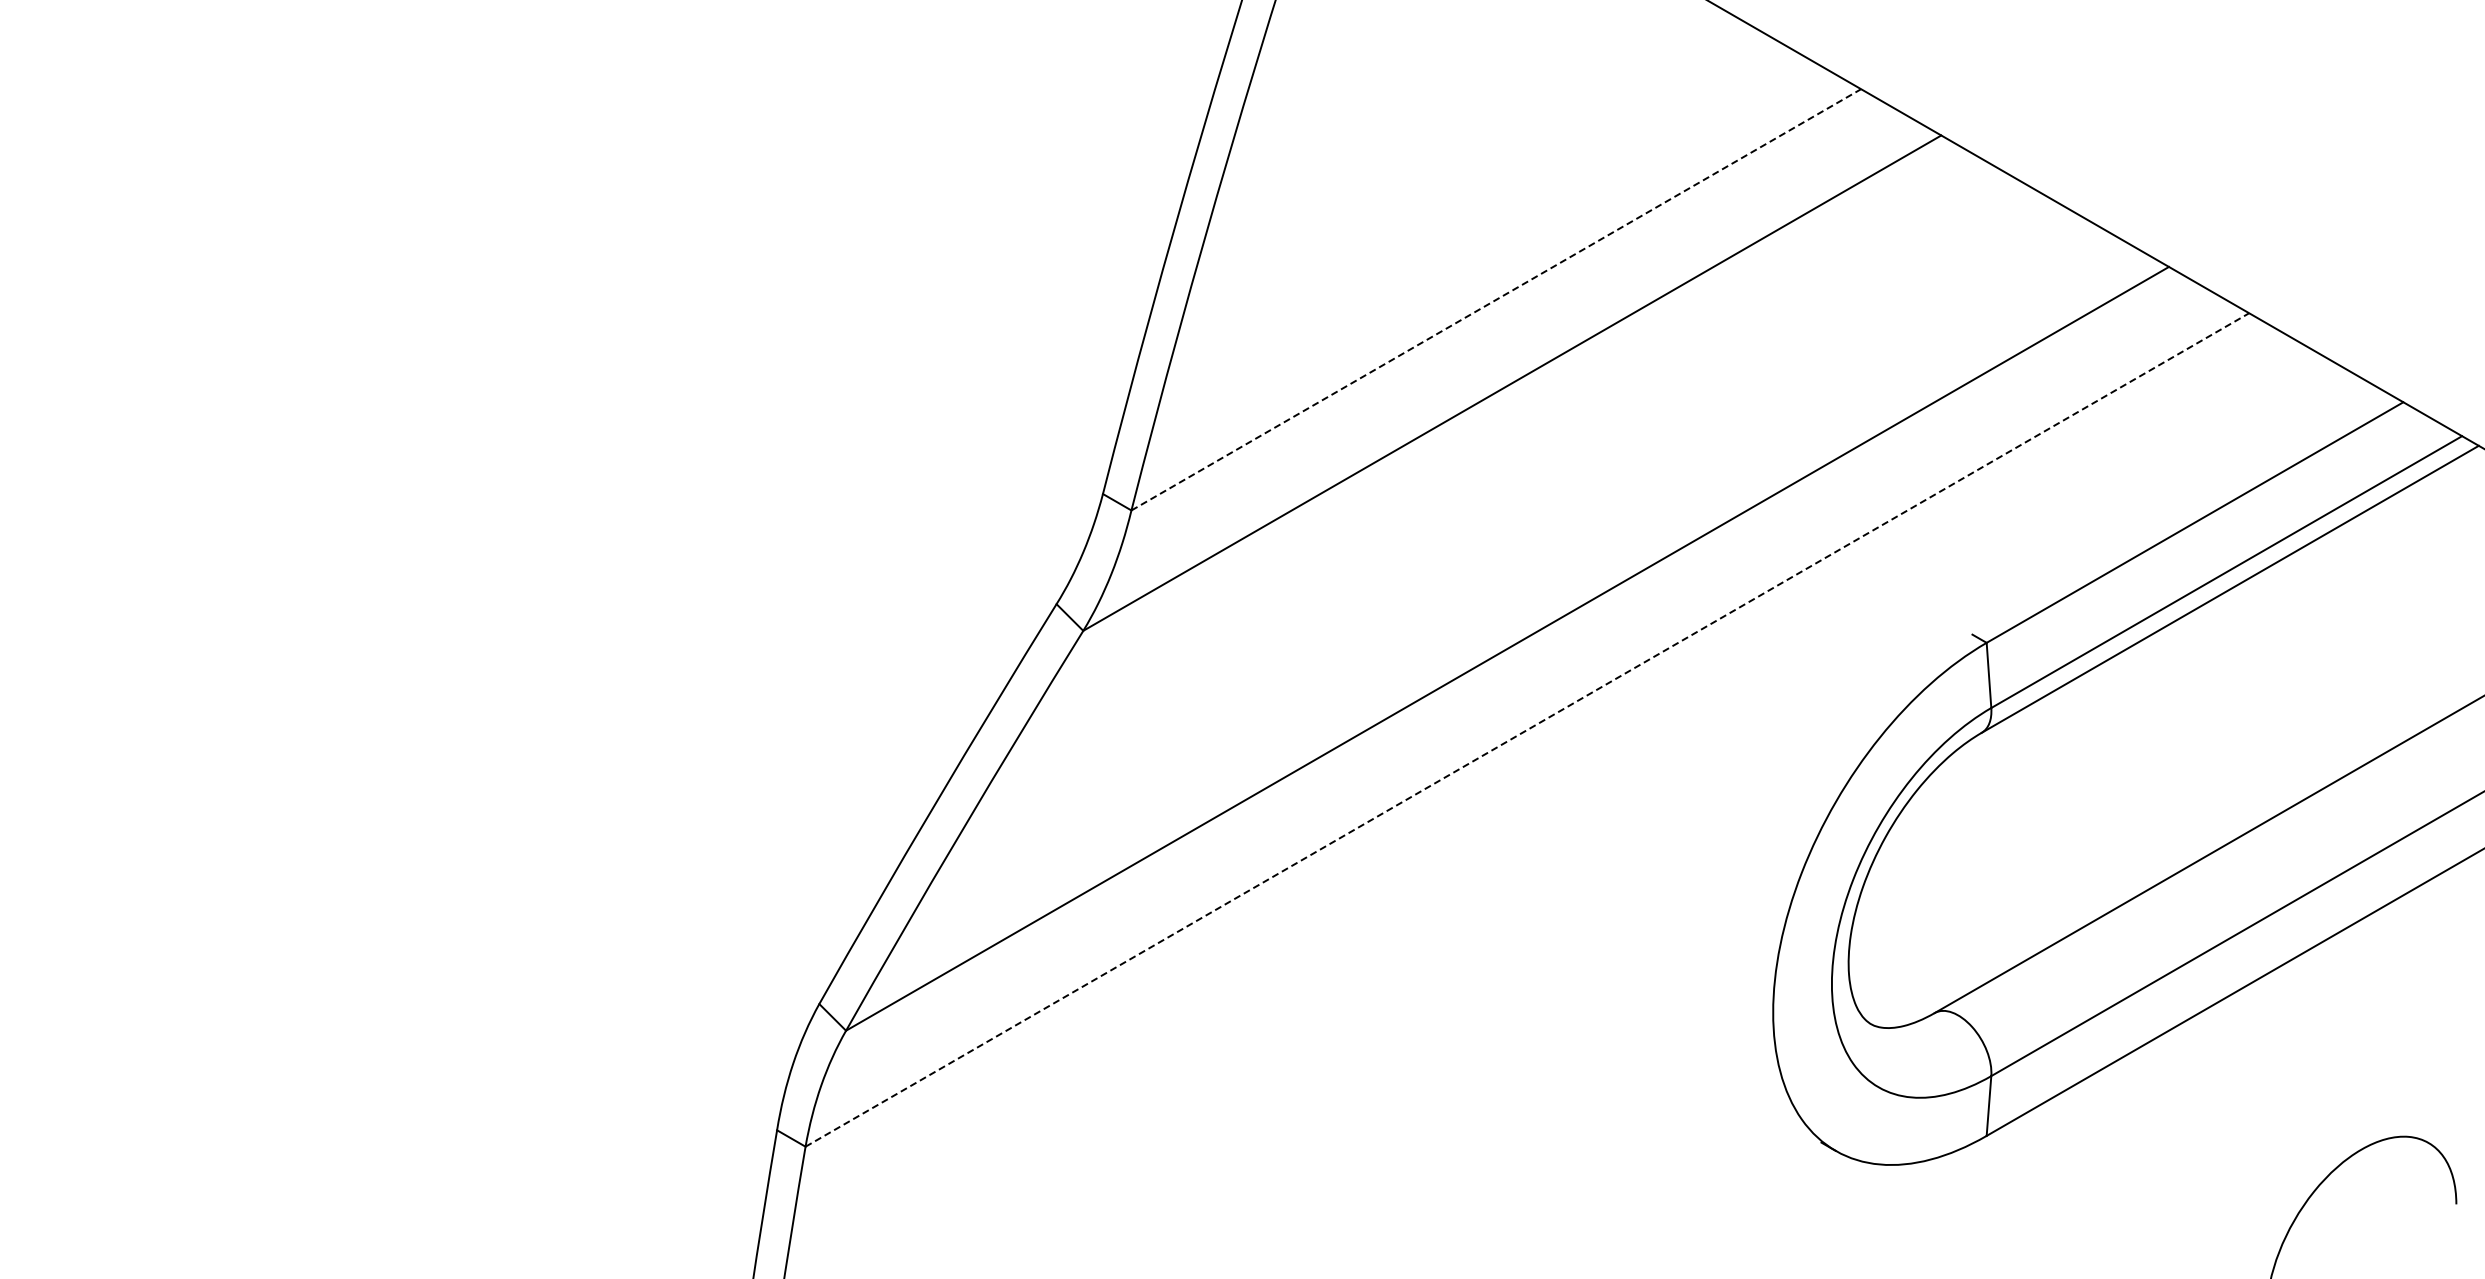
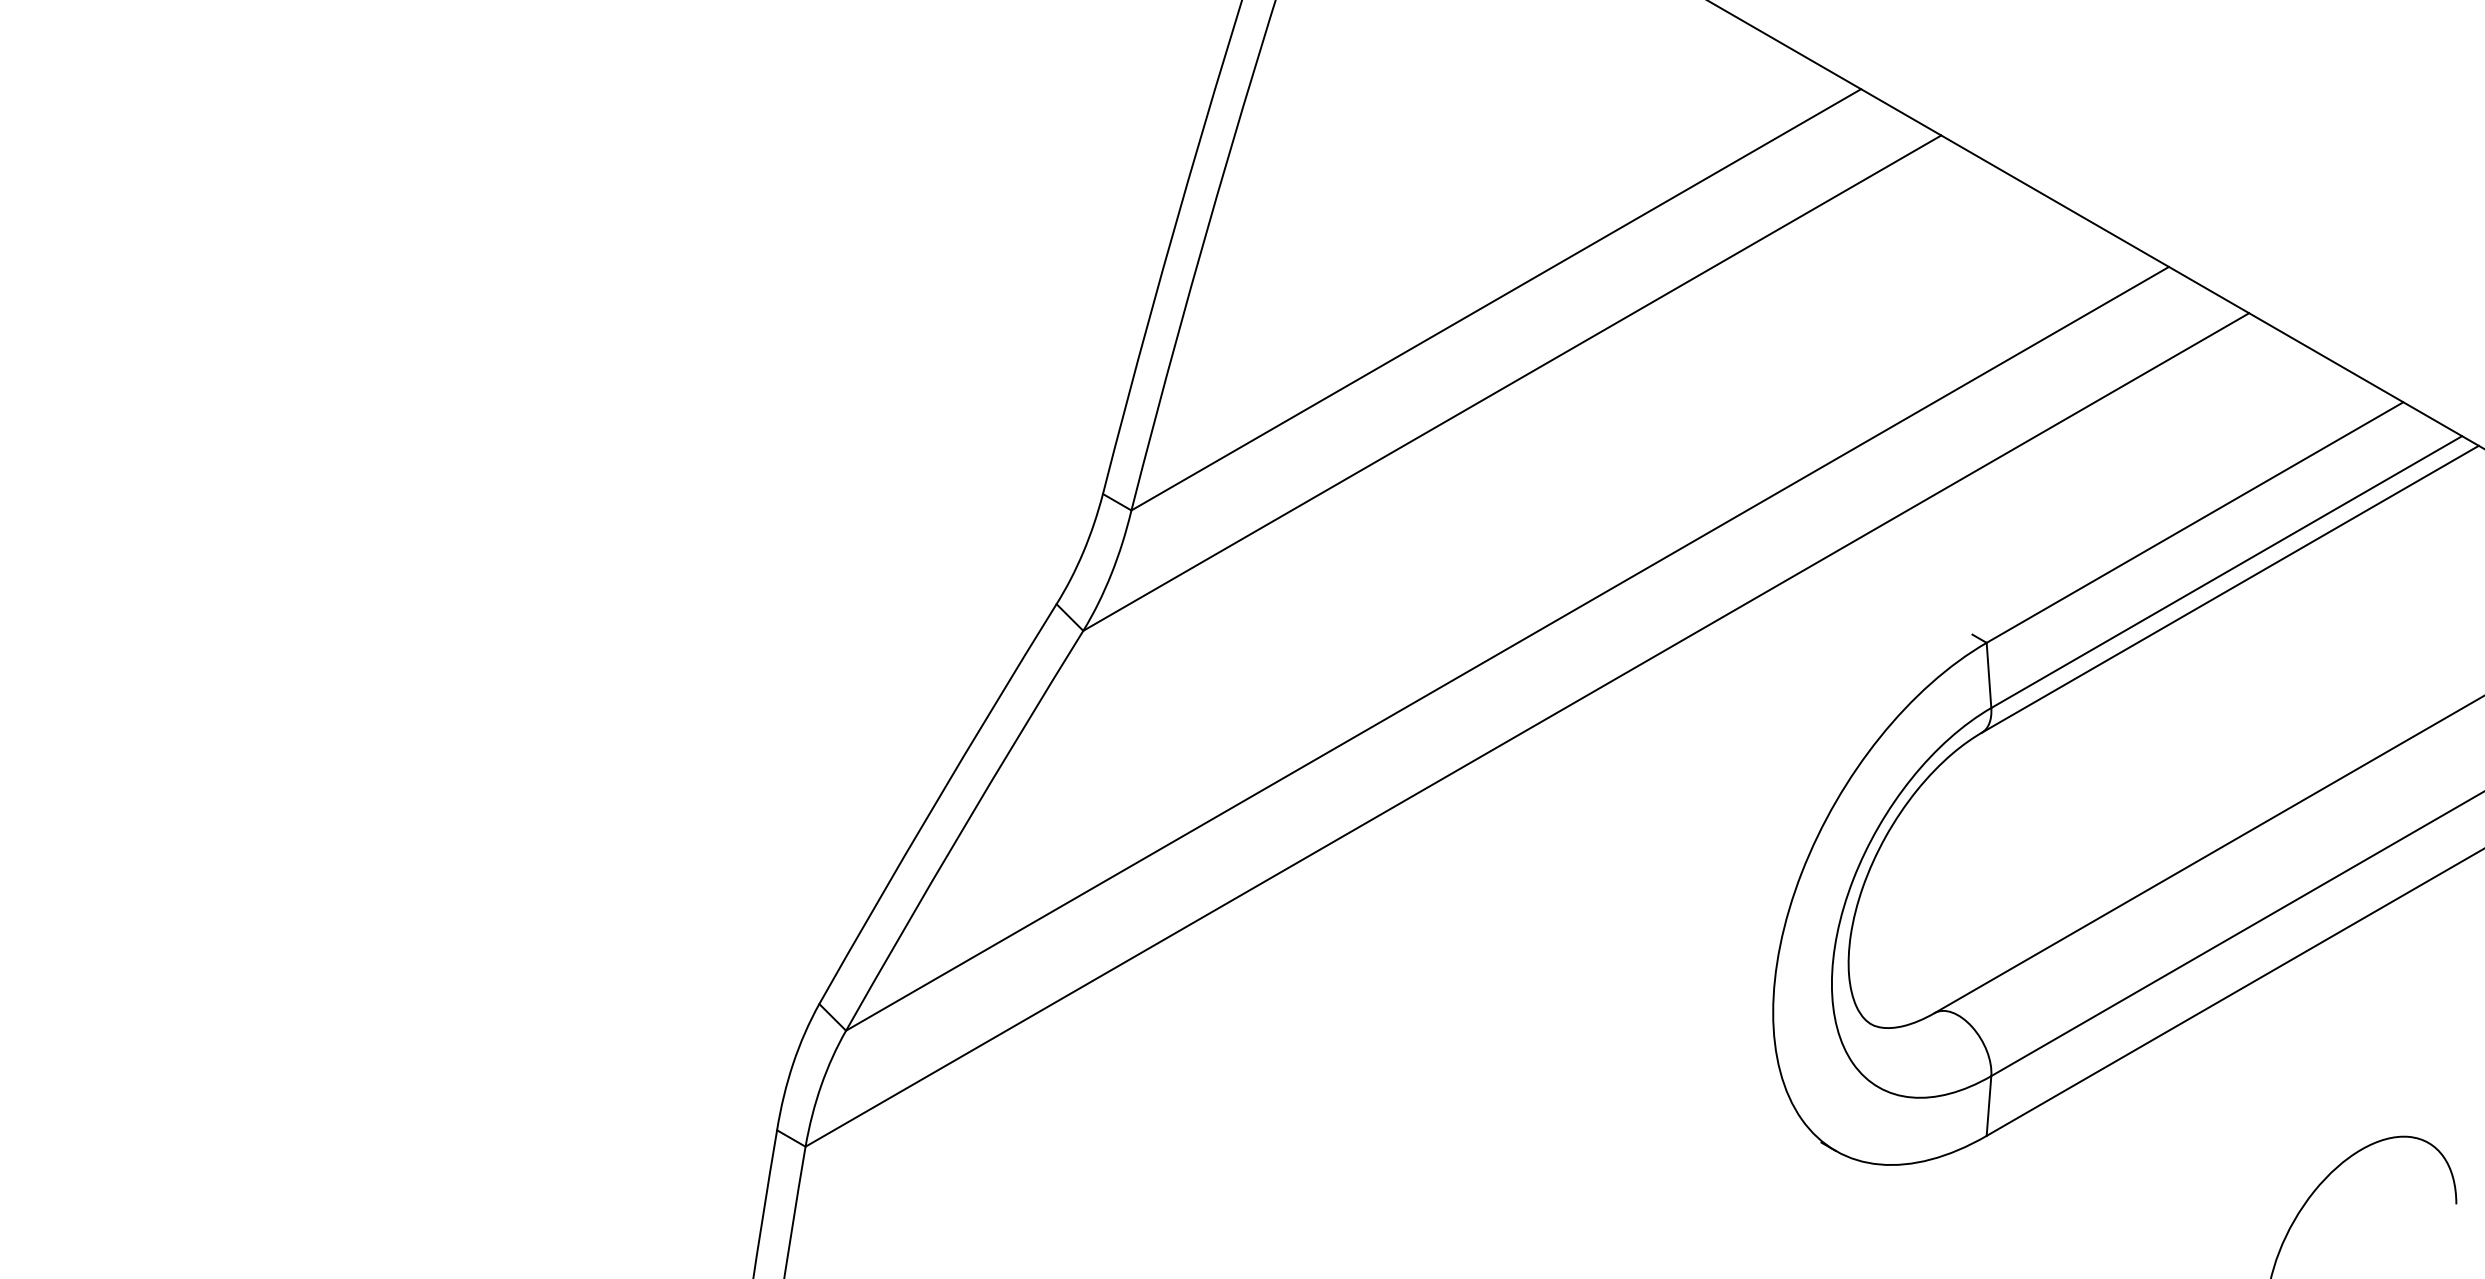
line: dashed -> solid (1496, 299)
line: dashed -> solid (1527, 729)
